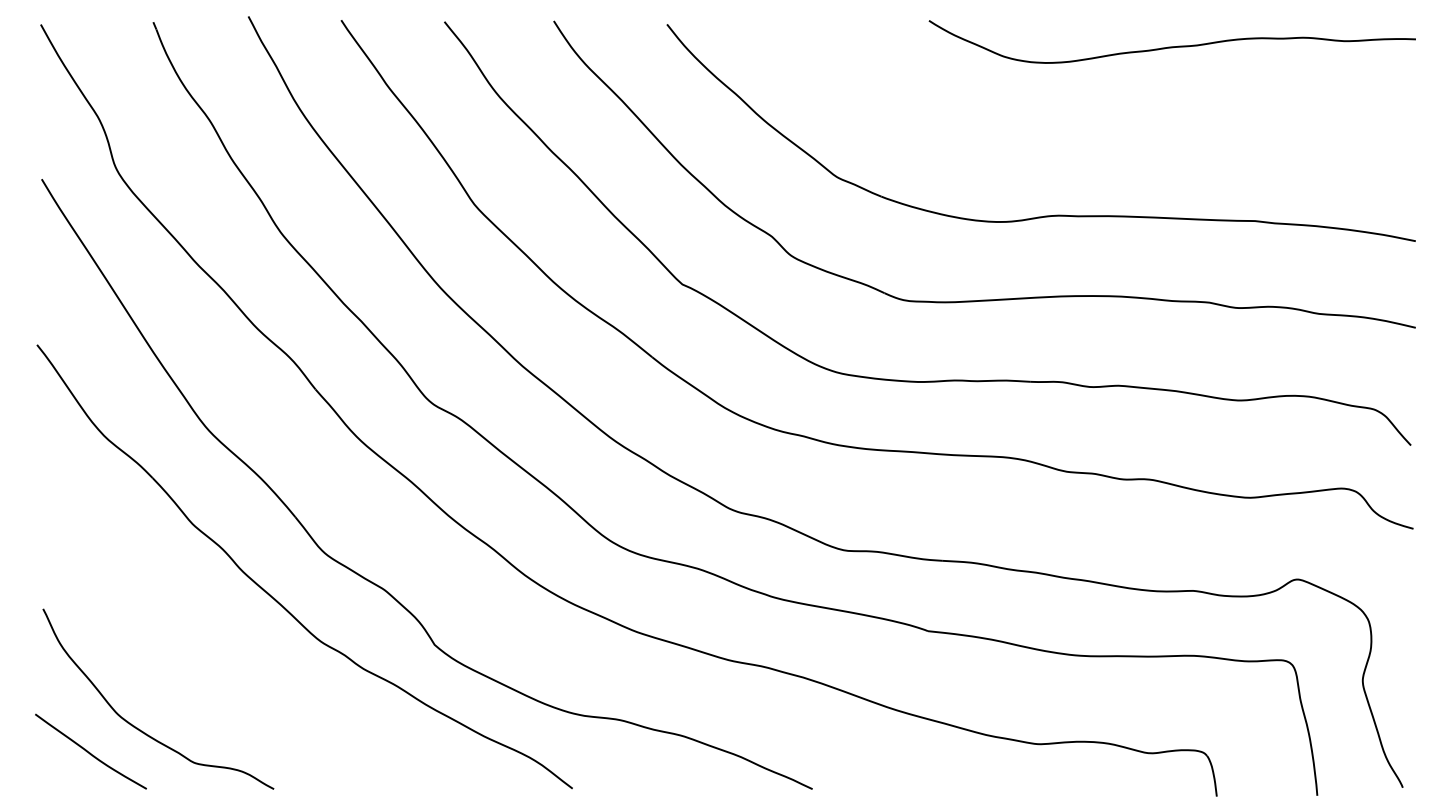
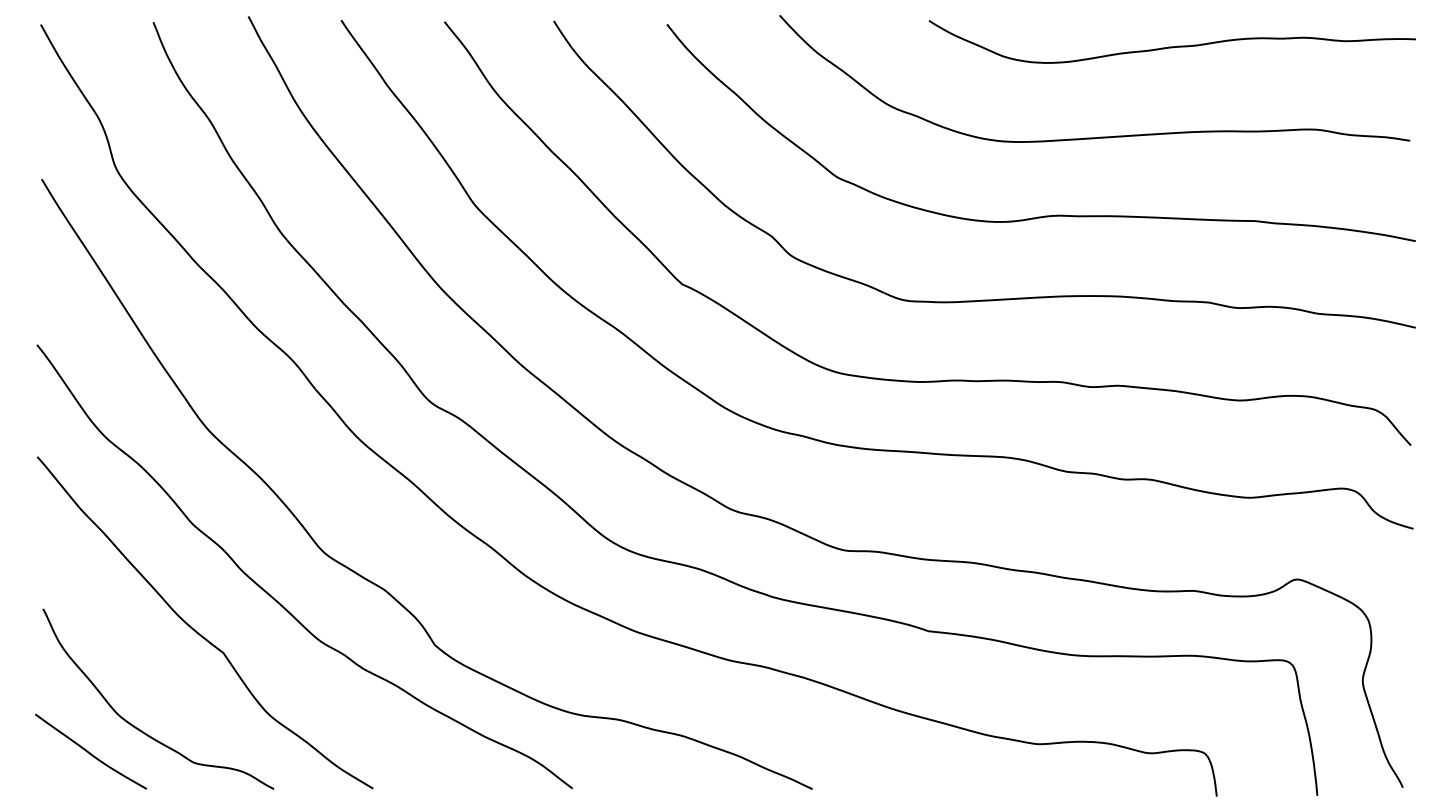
part: none -> present (1100, 136)
part: none -> present (196, 630)
